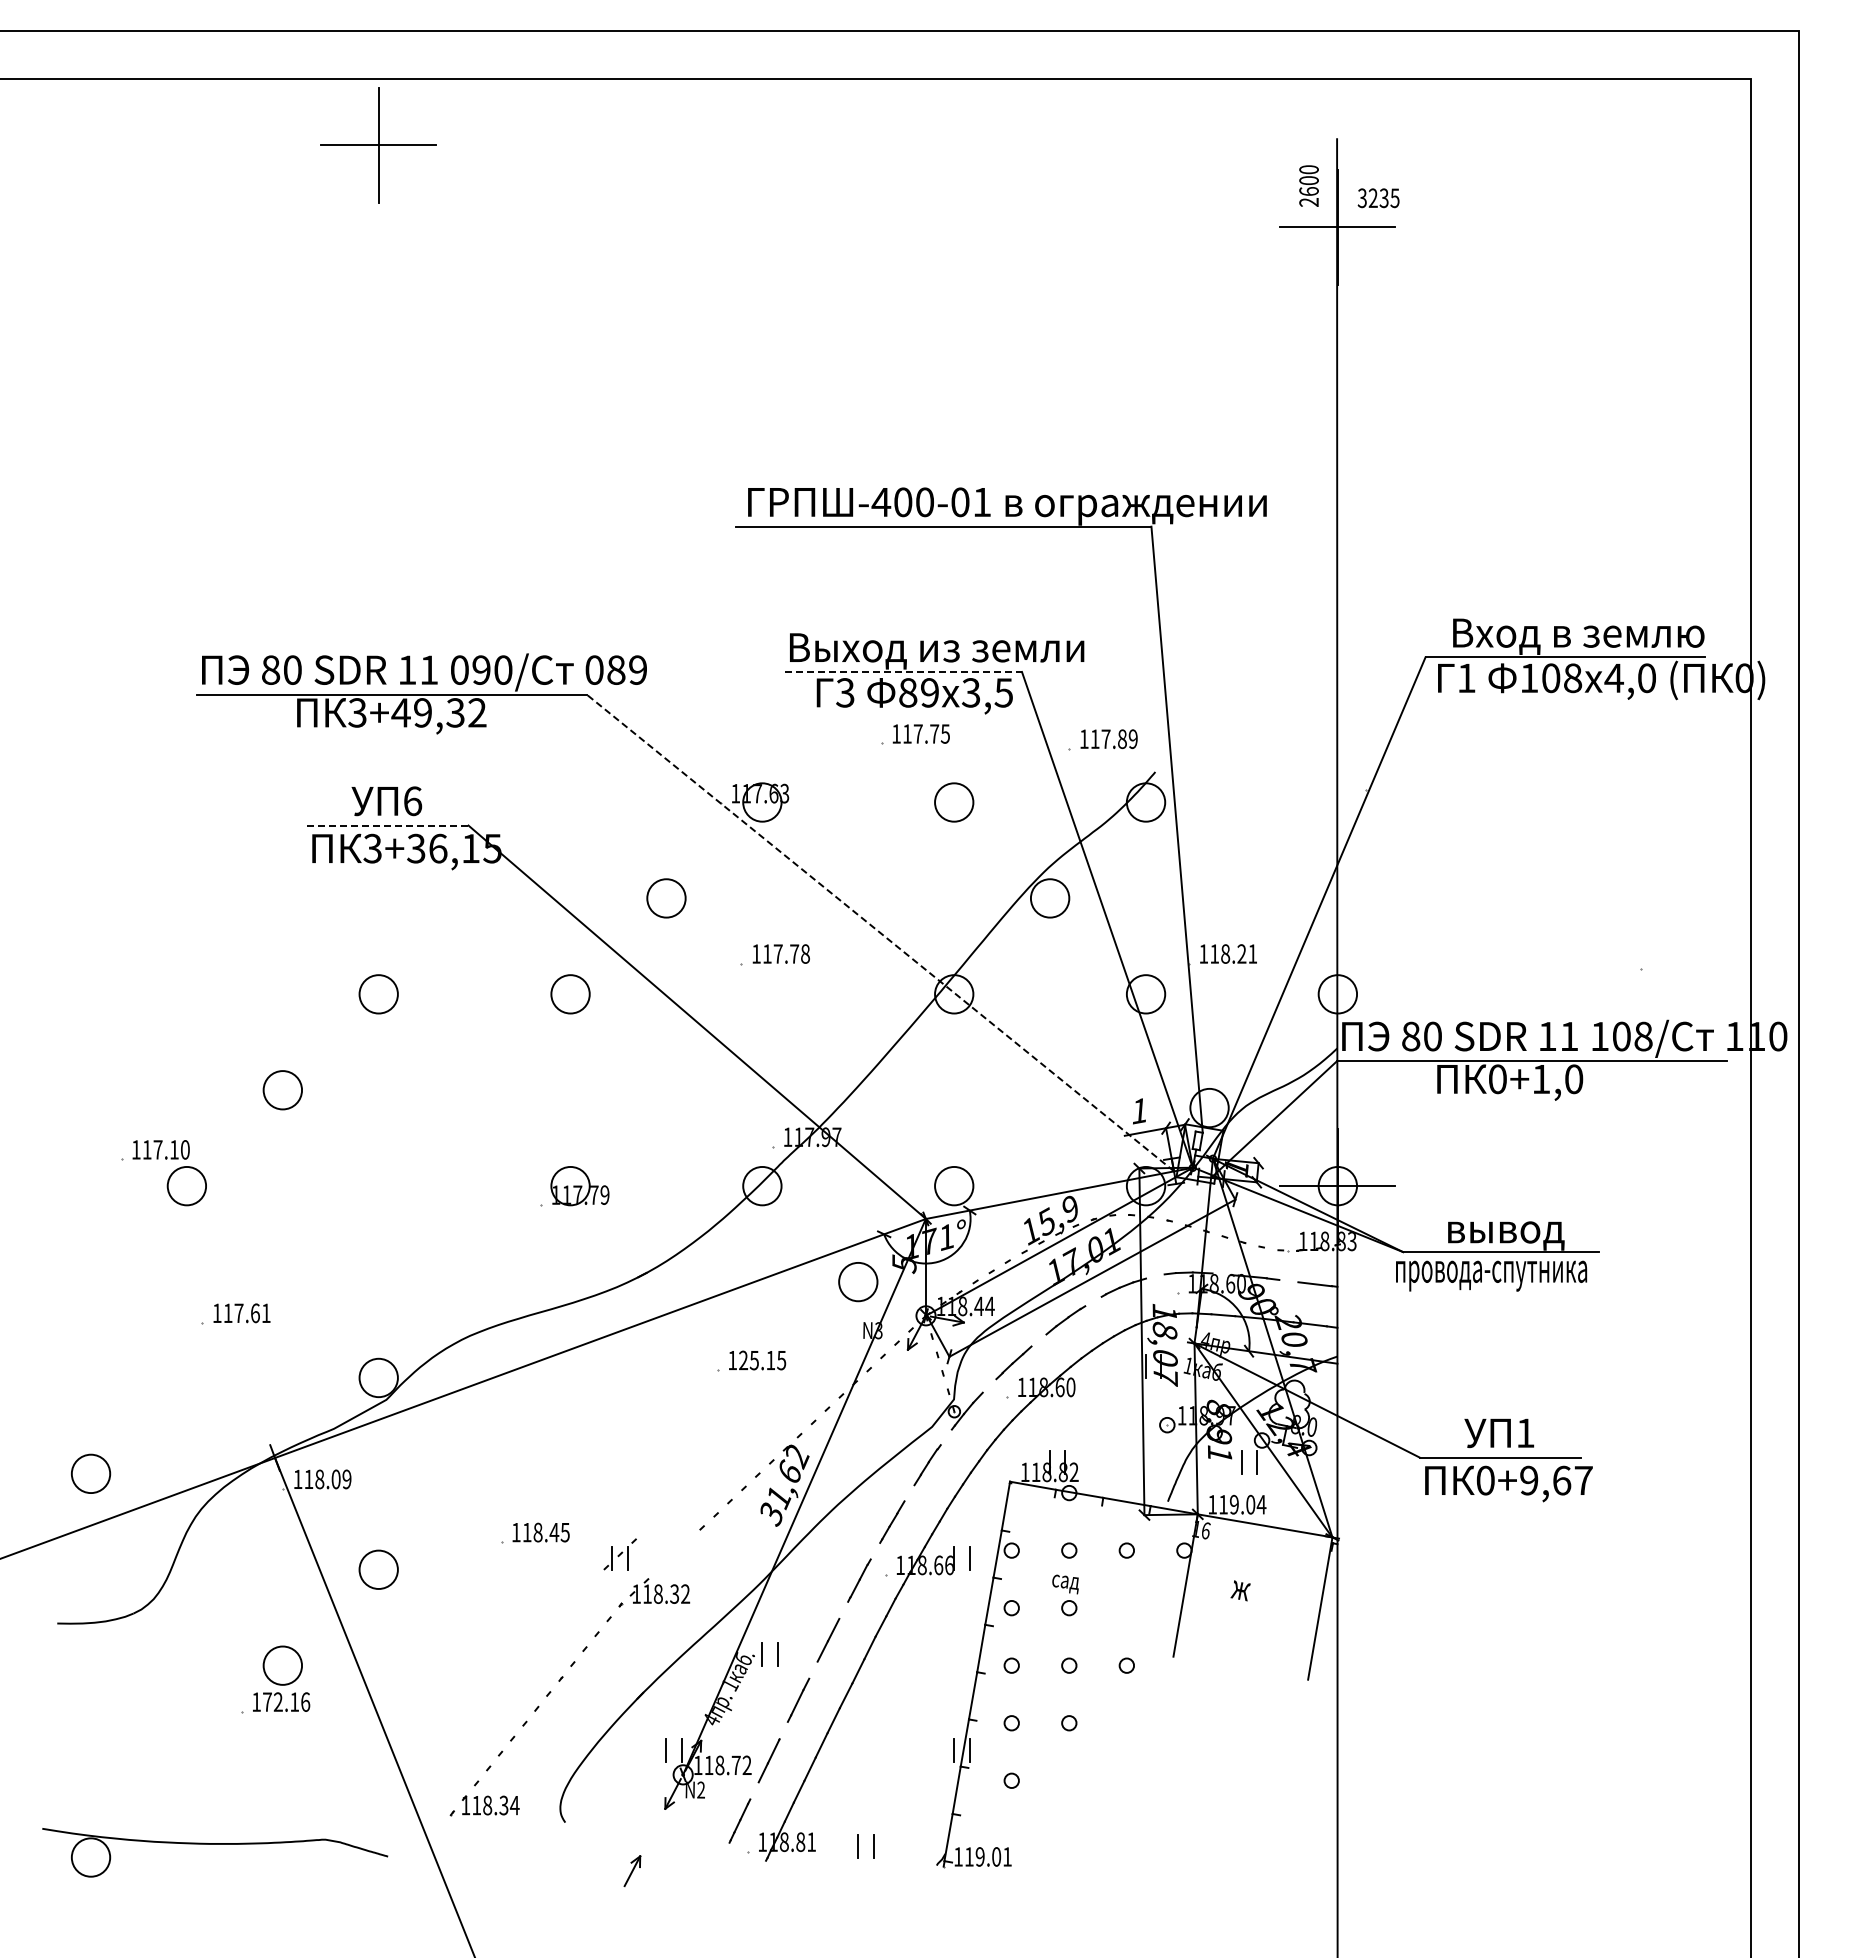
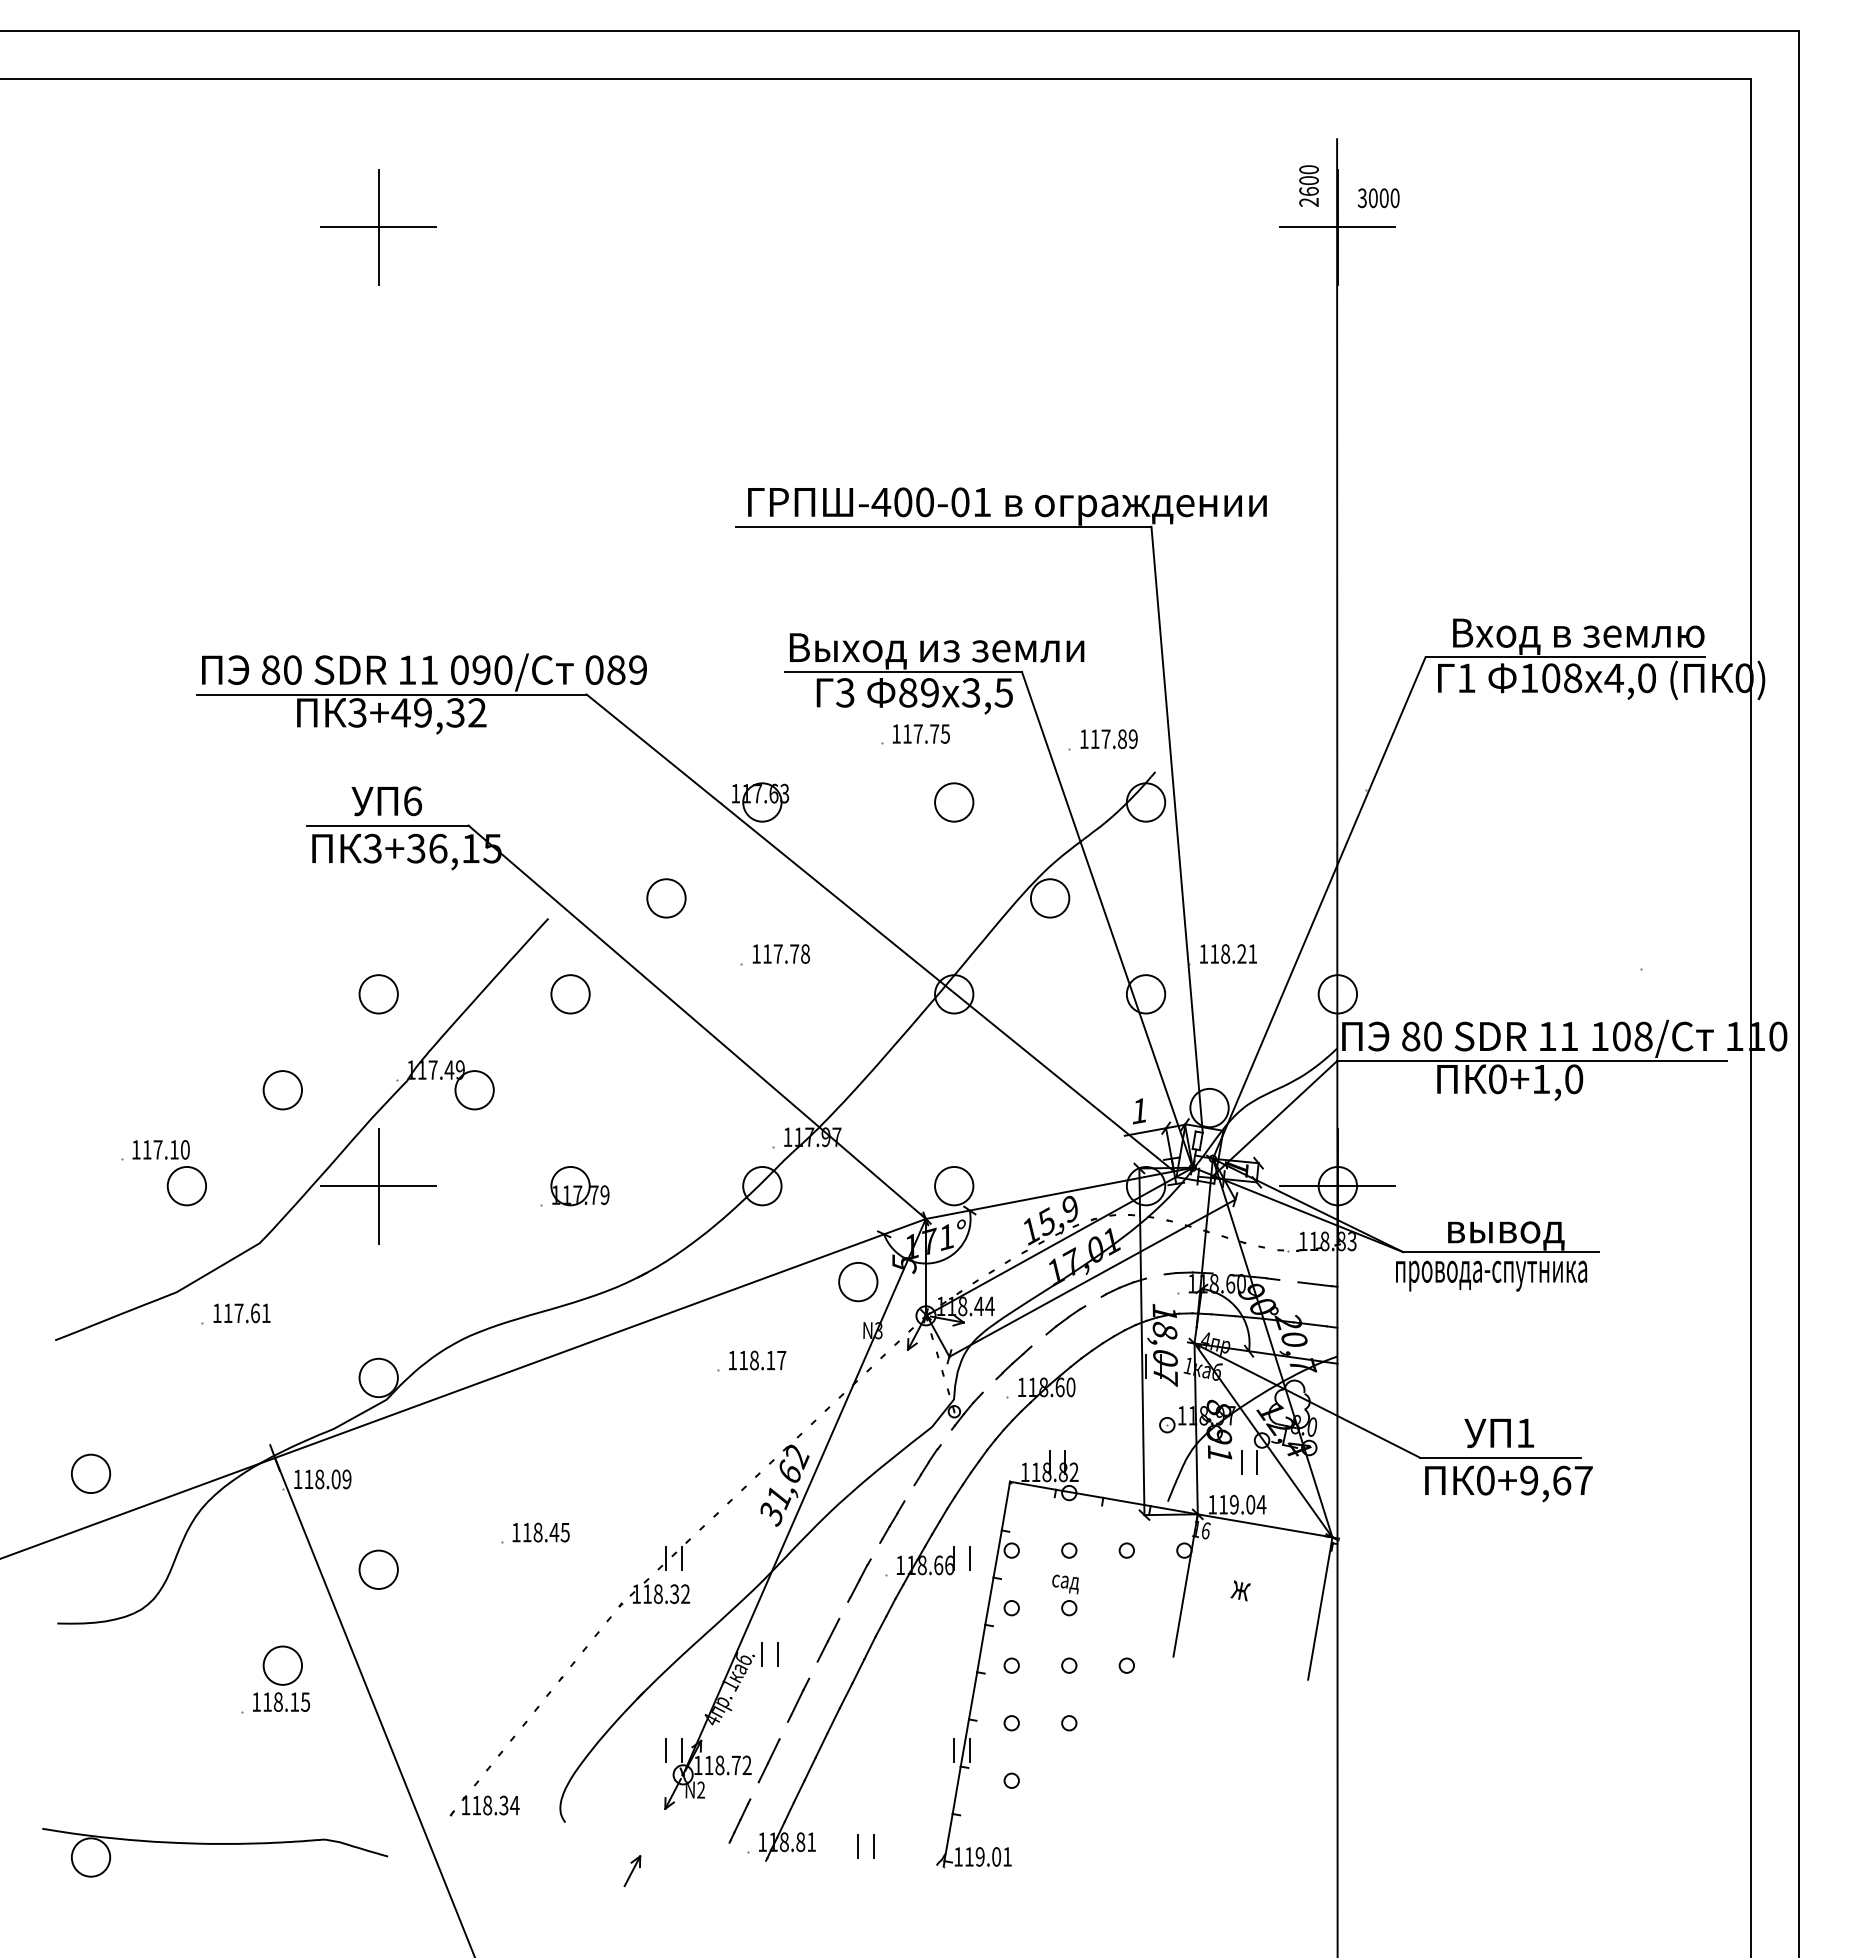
part position: (378, 145) -> (378, 227) (378, 227)
text: 3235 -> 3000 (1383, 198)
line: dashed -> solid (904, 672)
line: dashed -> solid (387, 825)
line: dashed -> solid (879, 932)
part: none -> present (337, 1155)
text: 125.15 -> 118.17 (762, 1360)
part position: (619, 1554) -> (673, 1554) (673, 1554)
text: 172.16 -> 118.15 (286, 1701)
